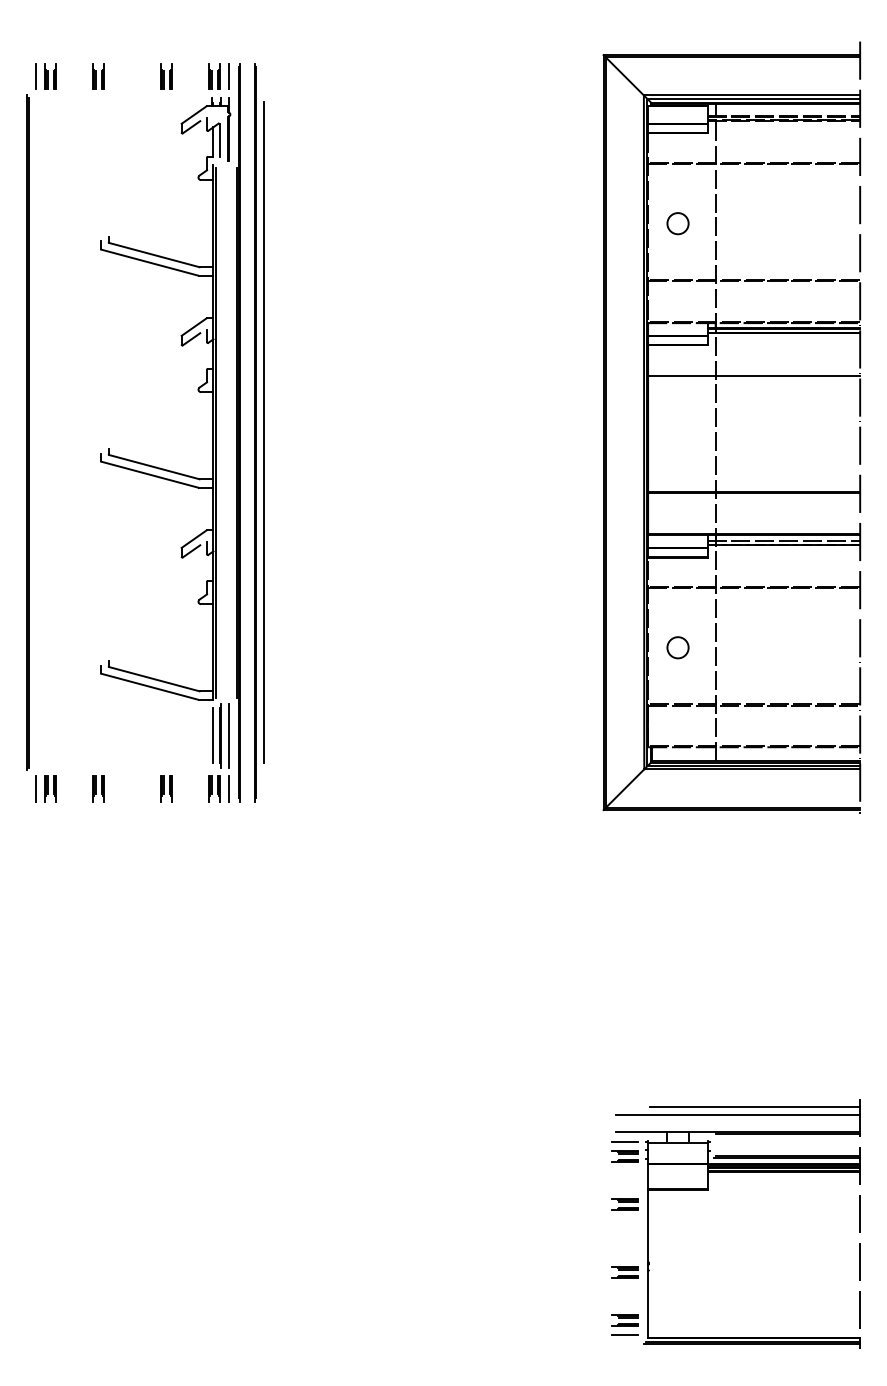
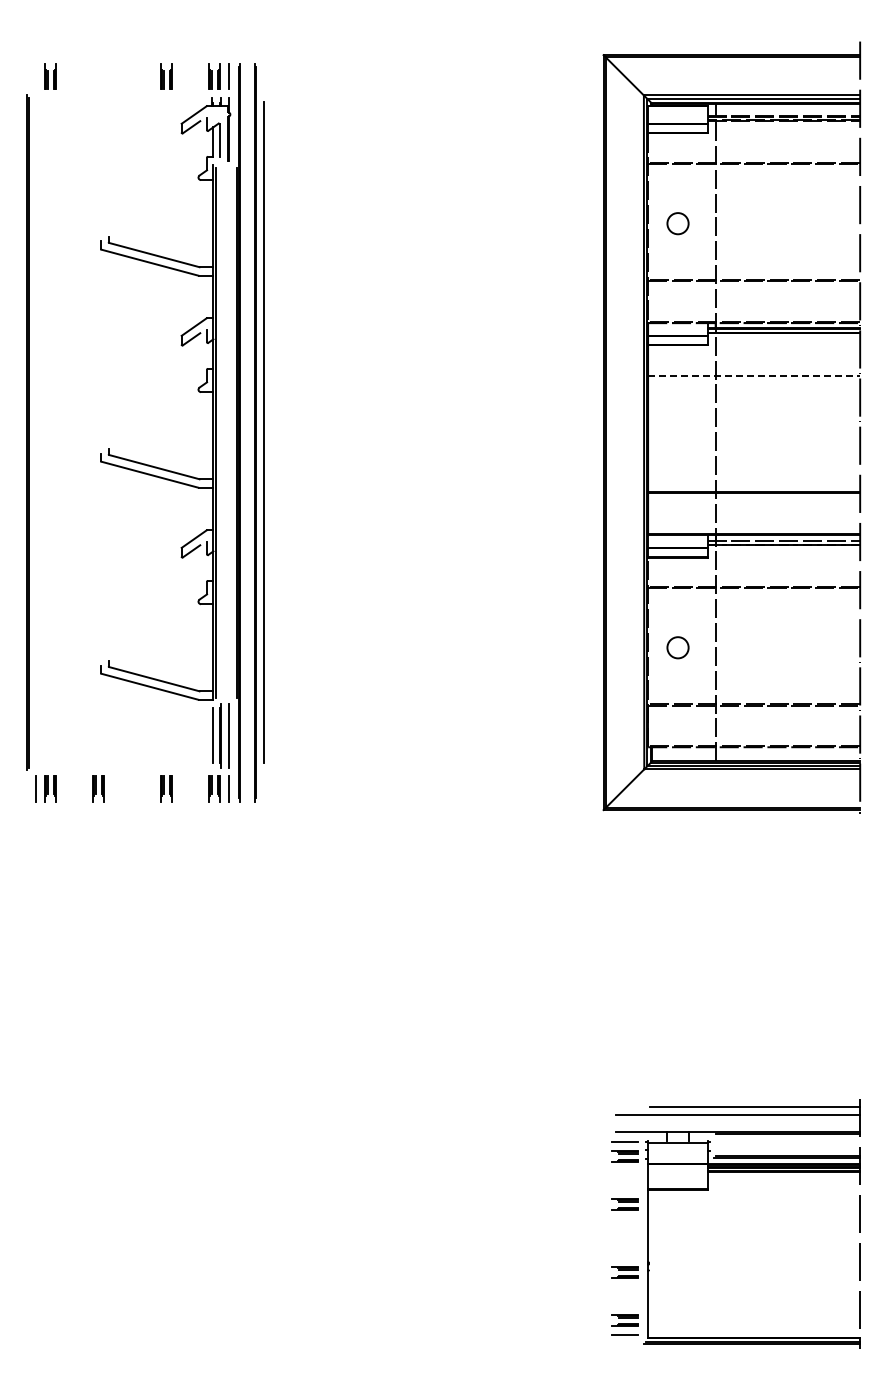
line: present -> none (36, 76)
part: present -> none (98, 76)
line: solid -> dashed (754, 376)
